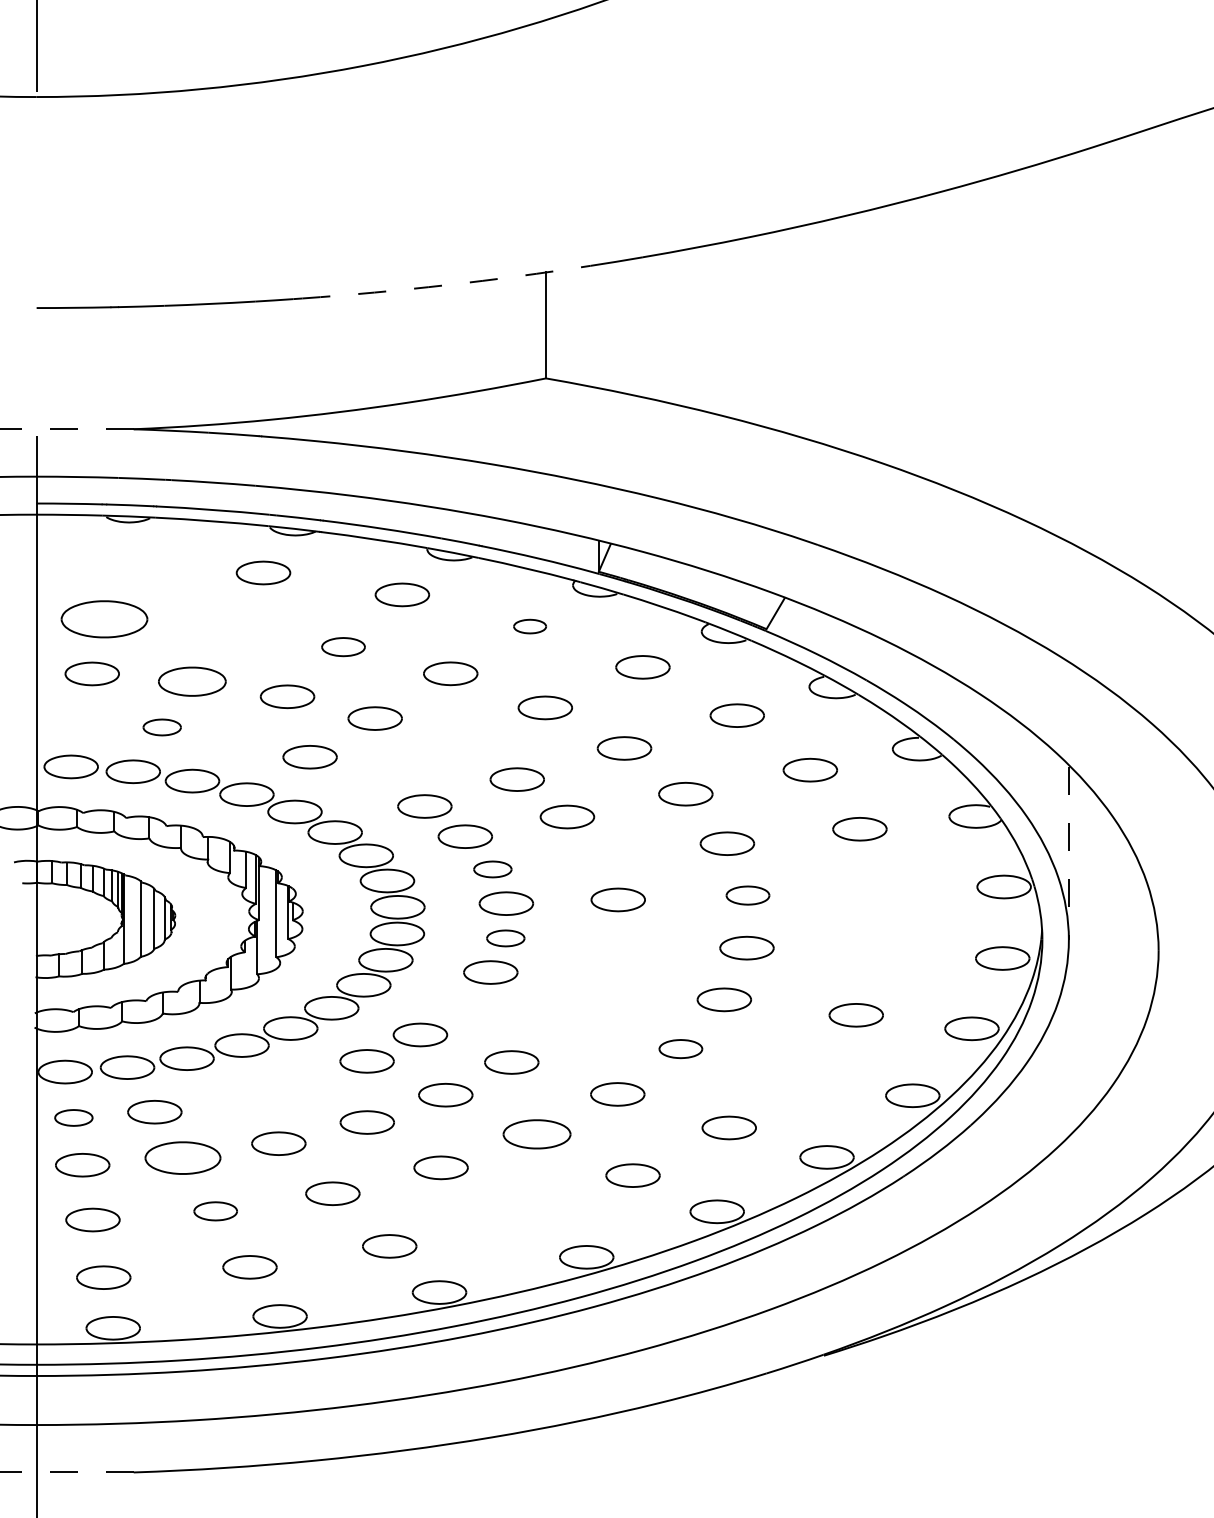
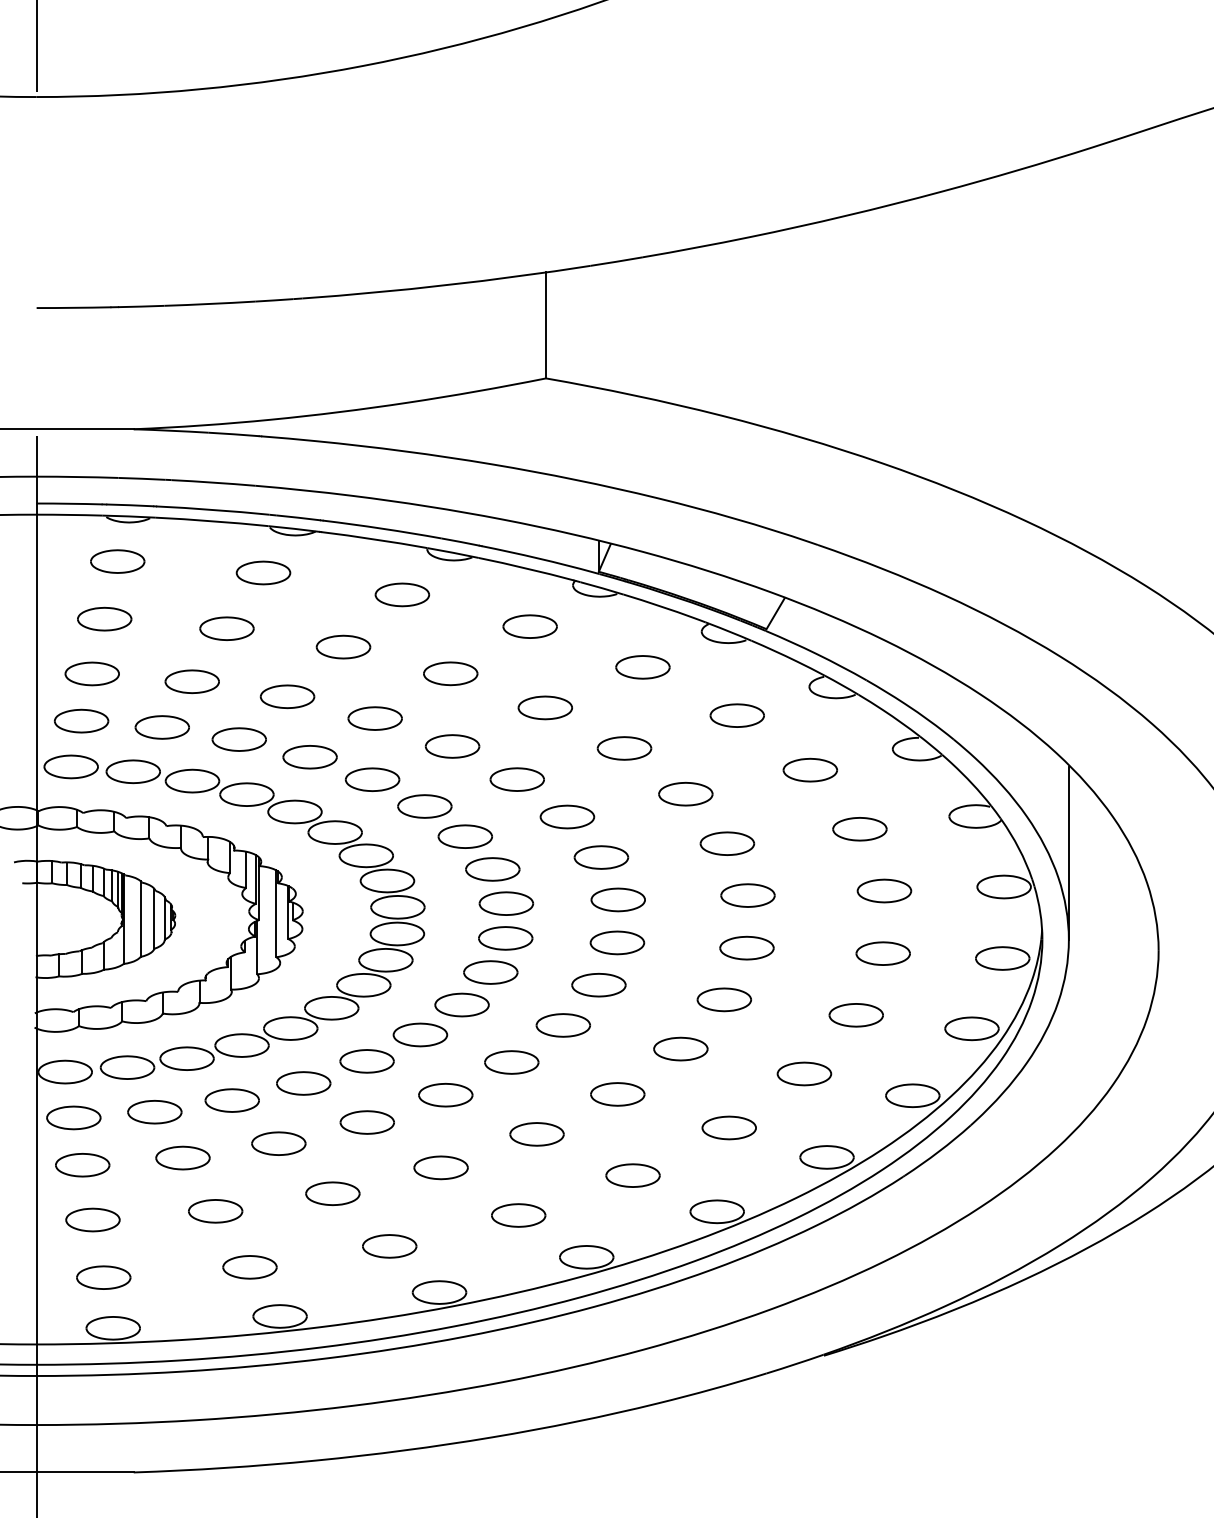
arc: dashed -> solid (446, 285)
line: dashed -> solid (67, 429)
part: none -> present (117, 561)
part size: 89x39 px -> 56x26 px (104, 618)
part size: 35x17 px -> 56x25 px (529, 626)
part: none -> present (226, 628)
part size: 45x21 px -> 57x26 px (343, 646)
part size: 69x31 px -> 56x26 px (191, 681)
part: none -> present (81, 720)
part size: 40x19 px -> 56x25 px (161, 727)
part: none -> present (238, 739)
part: none -> present (452, 746)
part: none -> present (372, 779)
line: dashed -> solid (1068, 853)
part: none -> present (601, 857)
part size: 40x19 px -> 56x25 px (492, 869)
part: none -> present (884, 890)
part size: 46x21 px -> 56x25 px (747, 895)
part size: 40x19 px -> 56x25 px (505, 938)
part: none -> present (617, 942)
part: none -> present (882, 953)
part: none -> present (598, 985)
part: none -> present (461, 1004)
part: none -> present (562, 1025)
part size: 46x21 px -> 56x26 px (680, 1048)
part: none -> present (804, 1073)
part: none -> present (303, 1083)
part: none -> present (231, 1100)
part size: 40x18 px -> 56x26 px (73, 1117)
part size: 70x31 px -> 56x25 px (536, 1134)
part size: 78x34 px -> 56x26 px (182, 1157)
part size: 45x21 px -> 56x25 px (215, 1211)
part: none -> present (518, 1215)
line: dashed -> solid (67, 1472)
